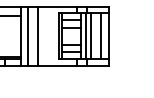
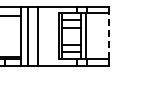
line: present -> none (91, 36)
line: present -> none (100, 36)
line: solid -> dashed (109, 36)
